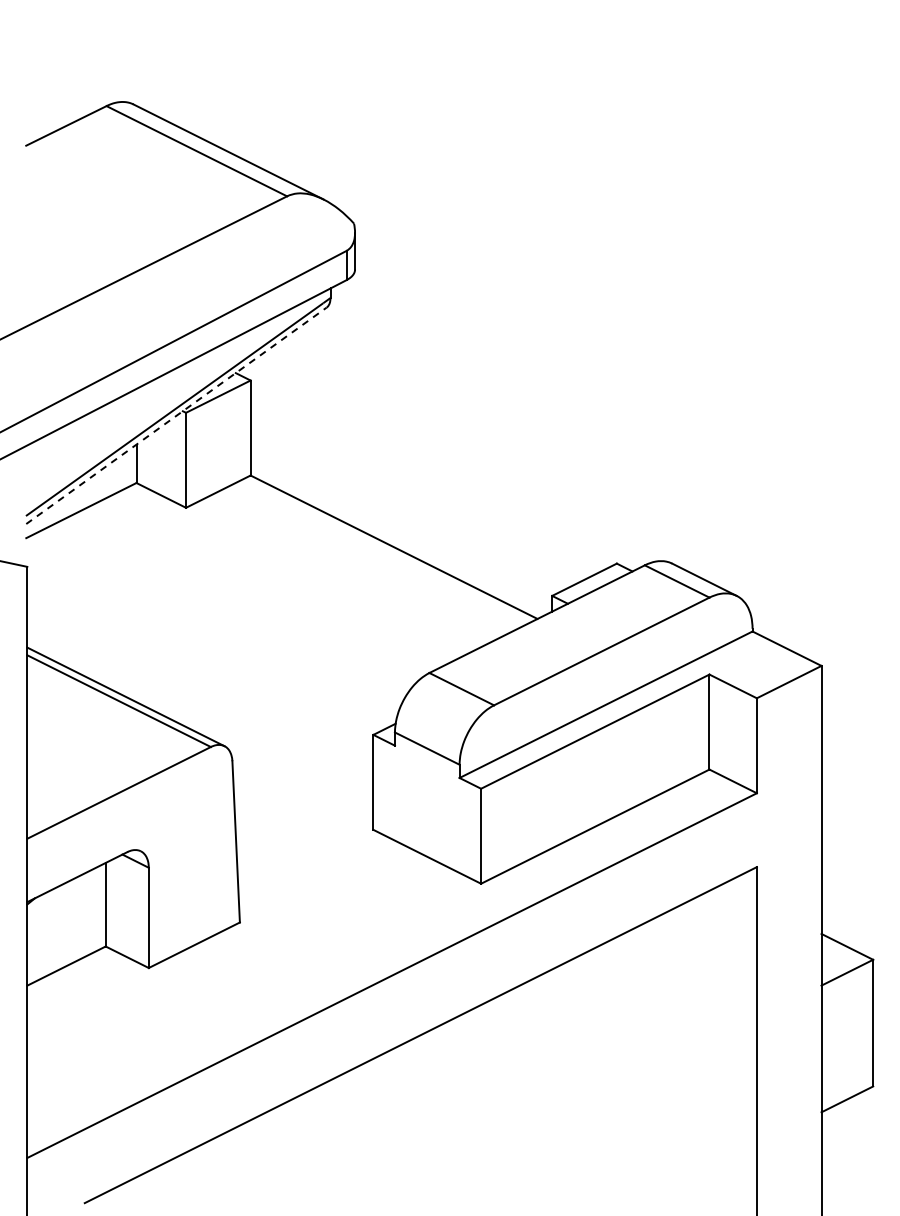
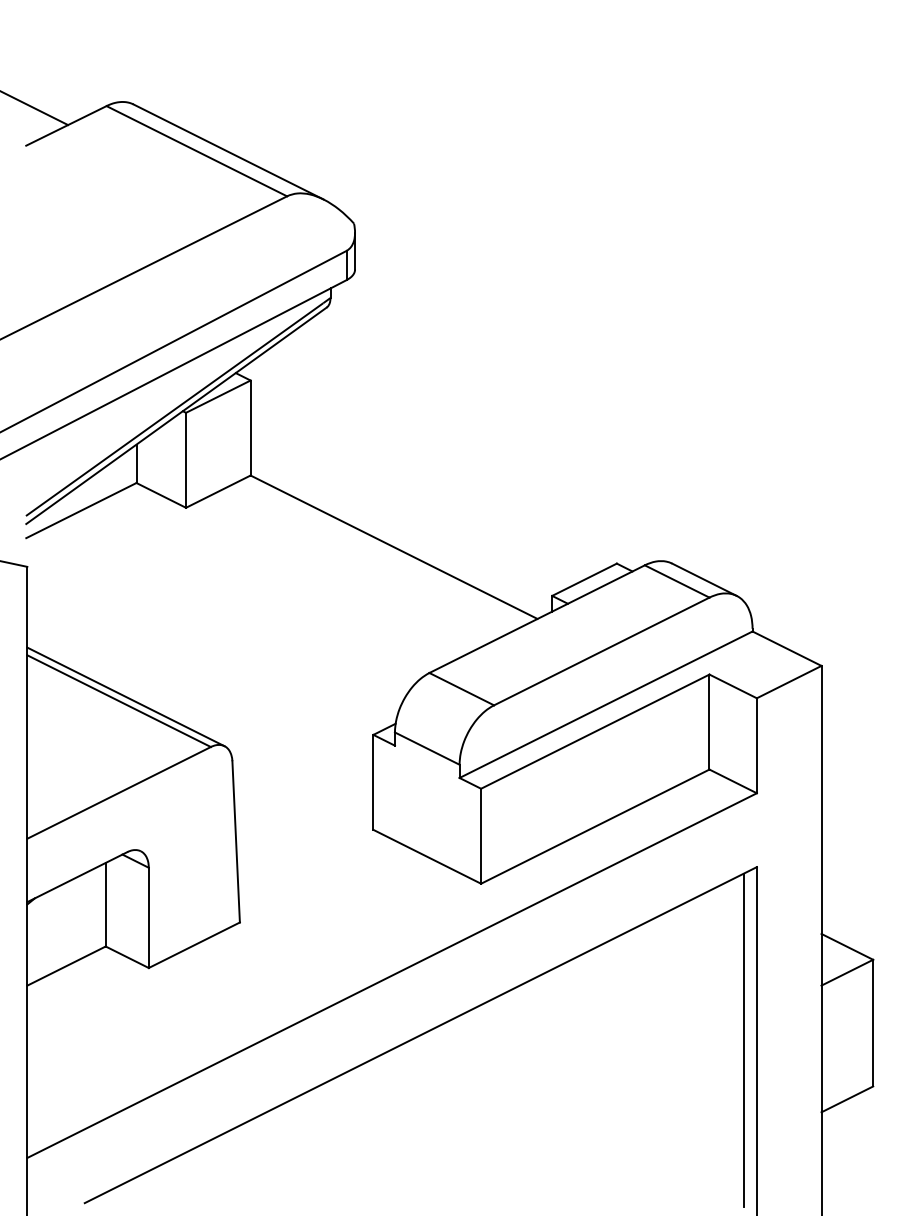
line: none -> present (35, 108)
line: dashed -> solid (176, 415)
line: none -> present (743, 1039)
